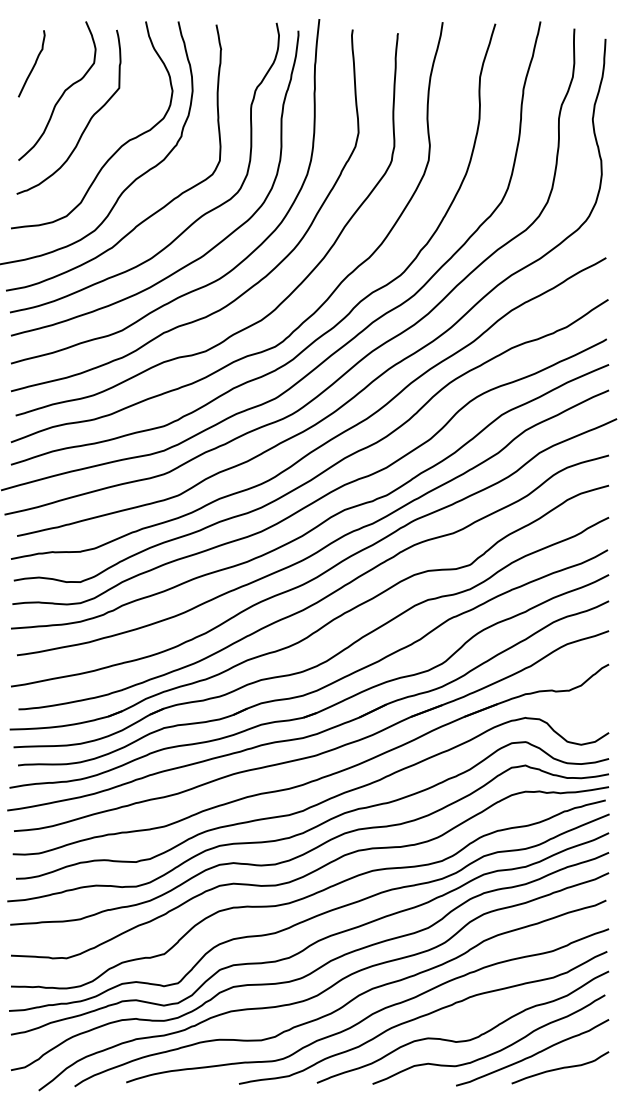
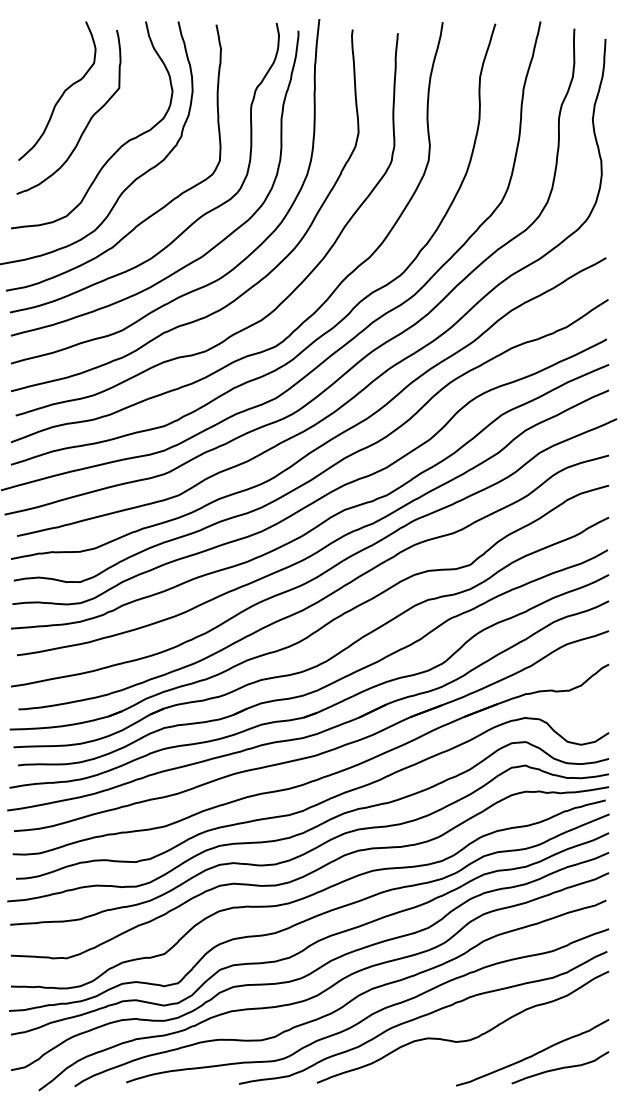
curve: present -> none (33, 64)
curve: present -> none (495, 1051)
